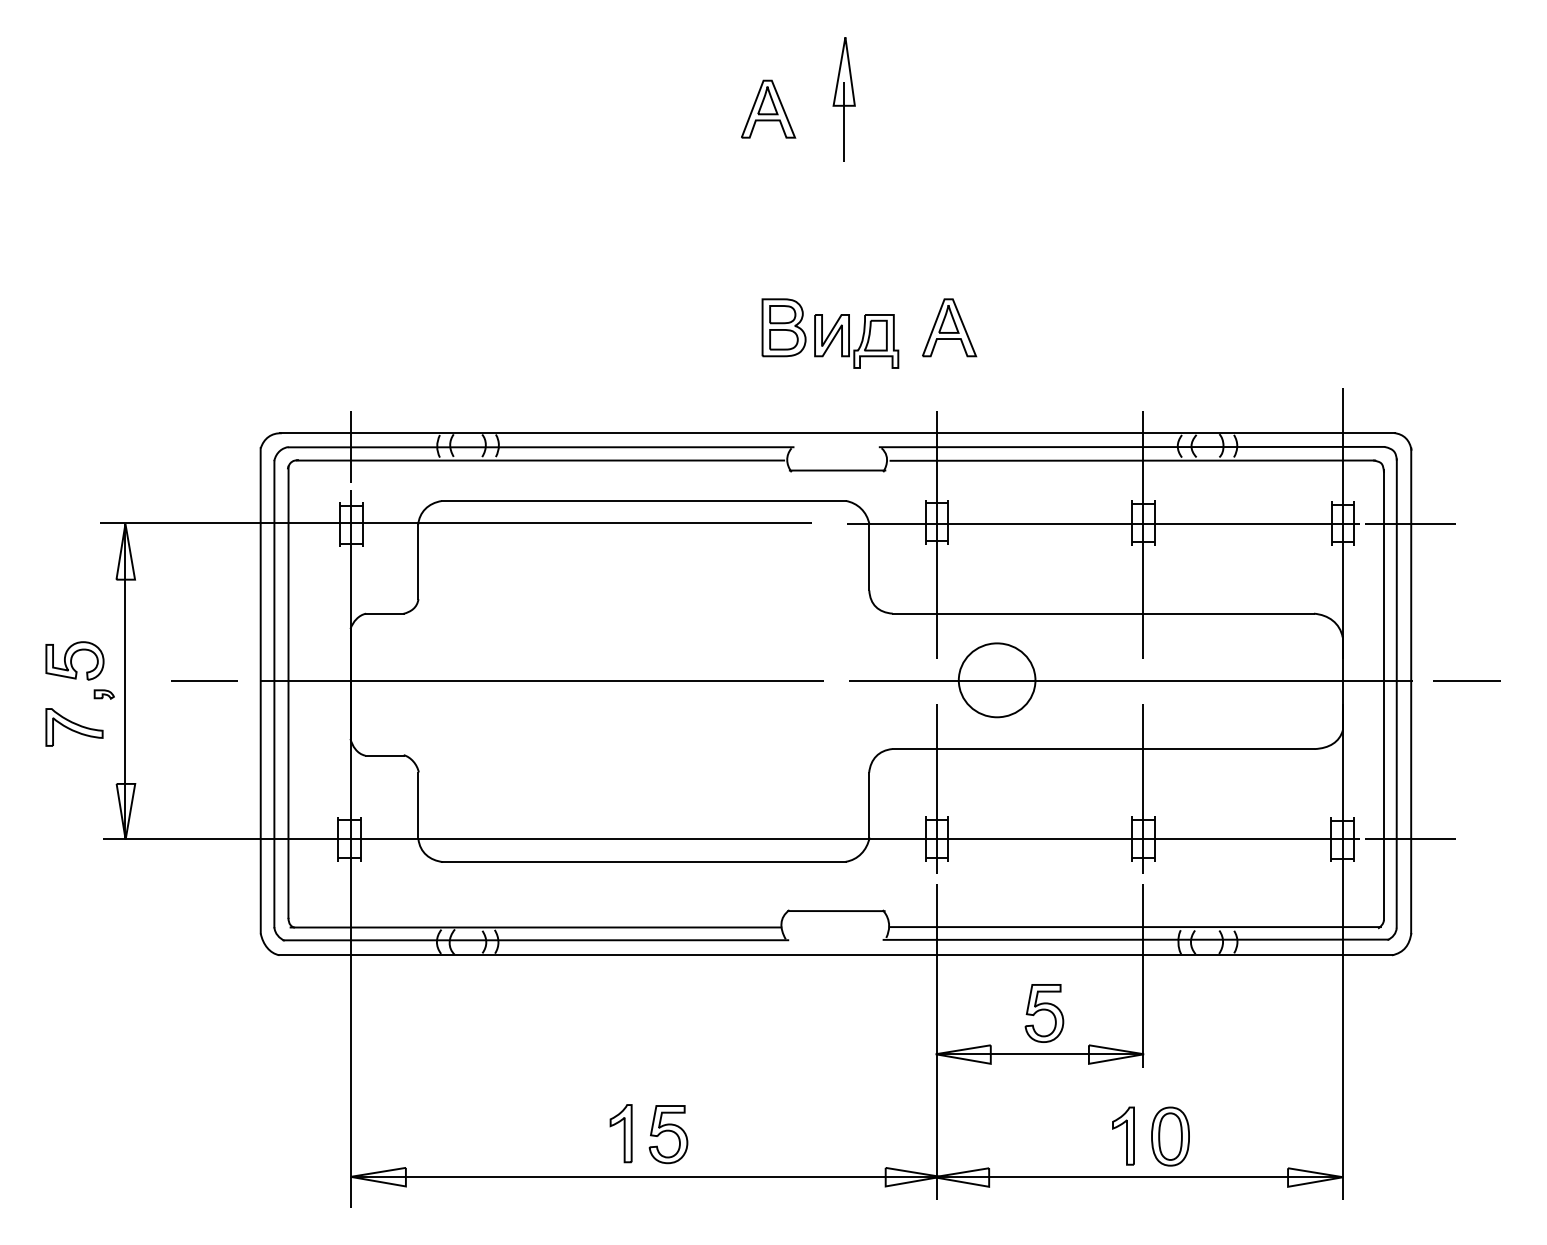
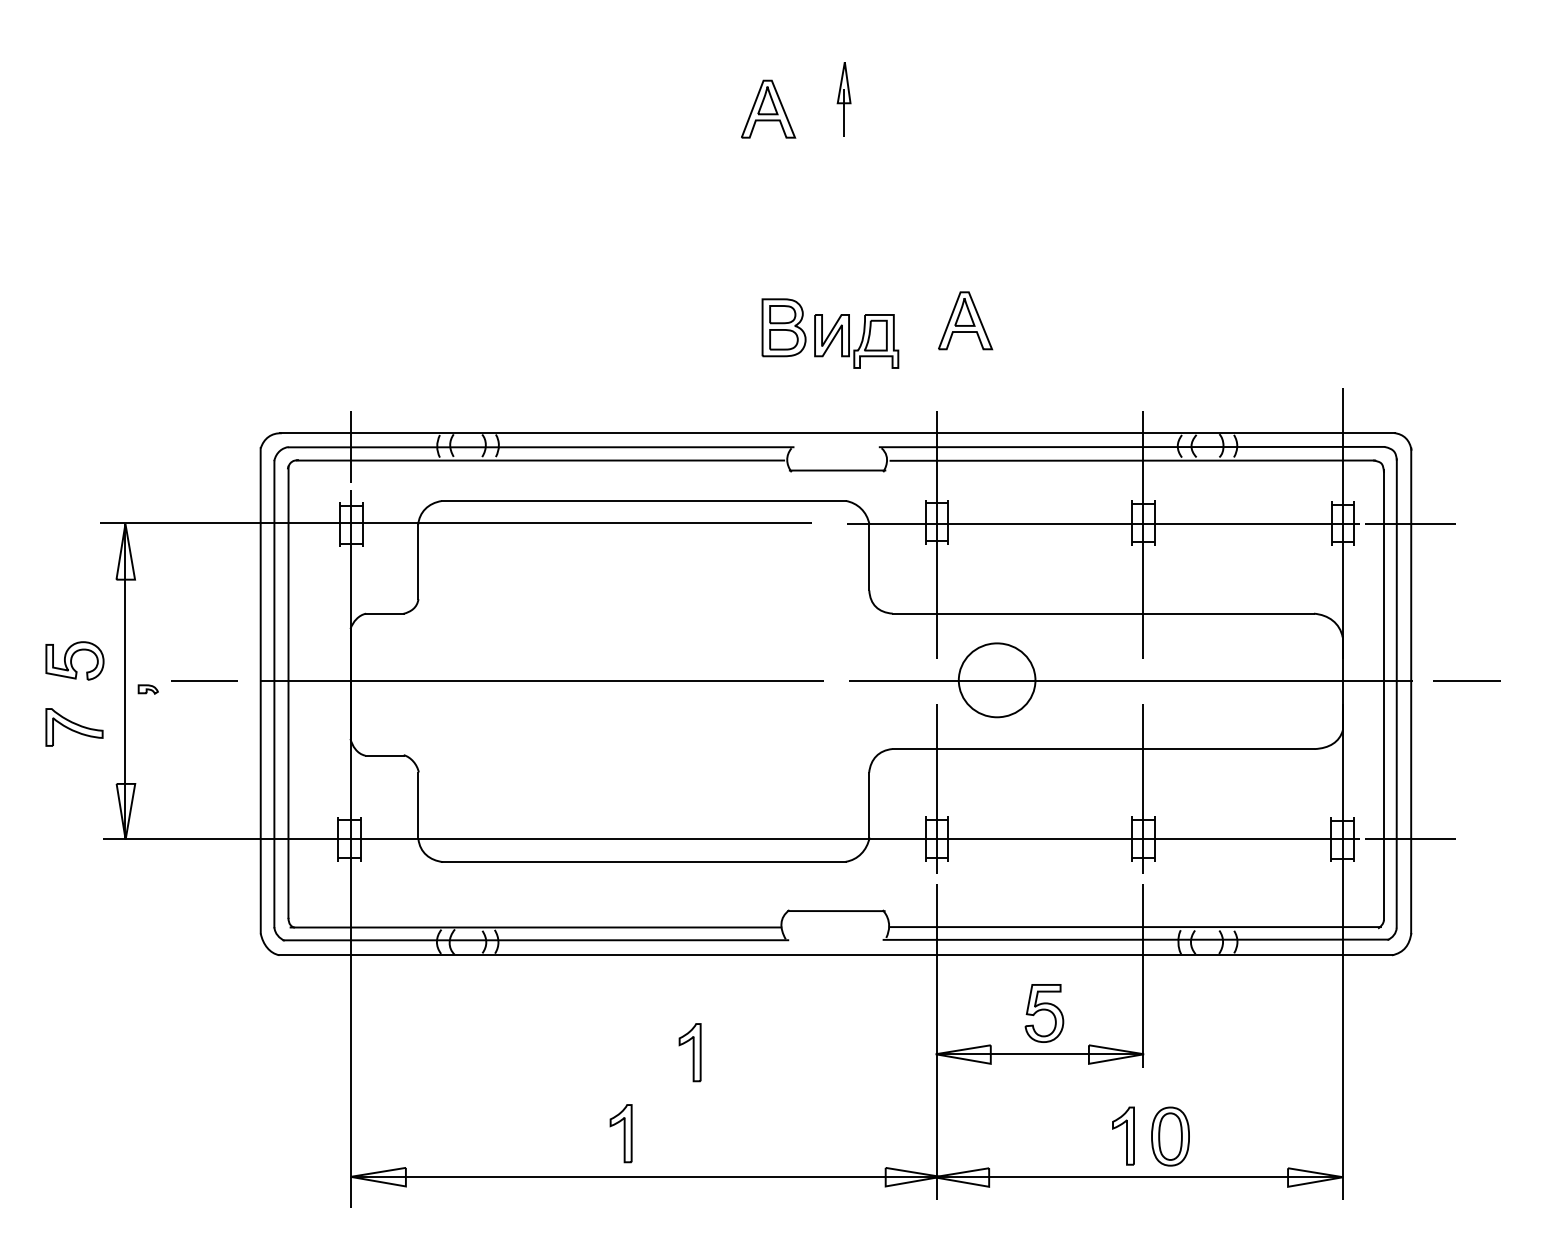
part size: 24x125 px -> 16x75 px (843, 99)
part position: (949, 327) -> (965, 320) (965, 320)
part position: (103, 694) -> (147, 689) (147, 689)
part: none -> present (689, 1052)
part: present -> none (668, 1134)
